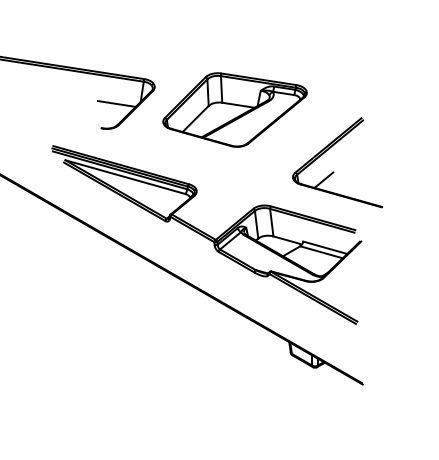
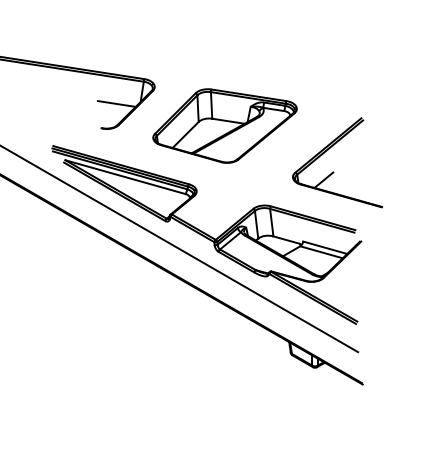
part position: (234, 109) -> (224, 125) (224, 125)
line: none -> present (180, 249)
